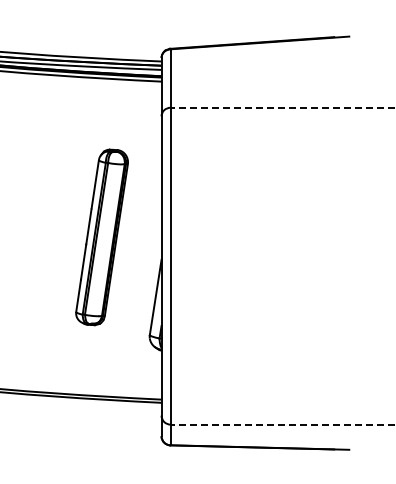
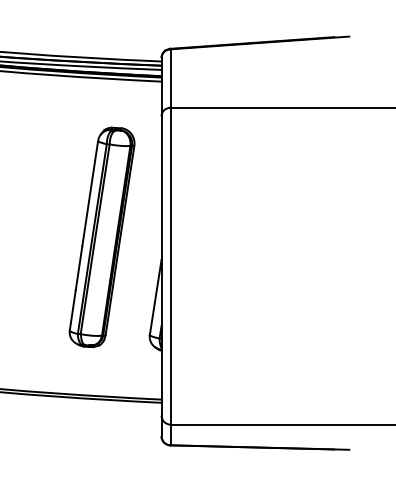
line: dashed -> solid (282, 107)
part size: 54x179 px -> 68x223 px (101, 237)
line: dashed -> solid (282, 424)
